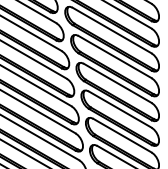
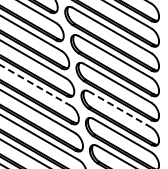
line: solid -> dashed (35, 85)
line: solid -> dashed (119, 109)
